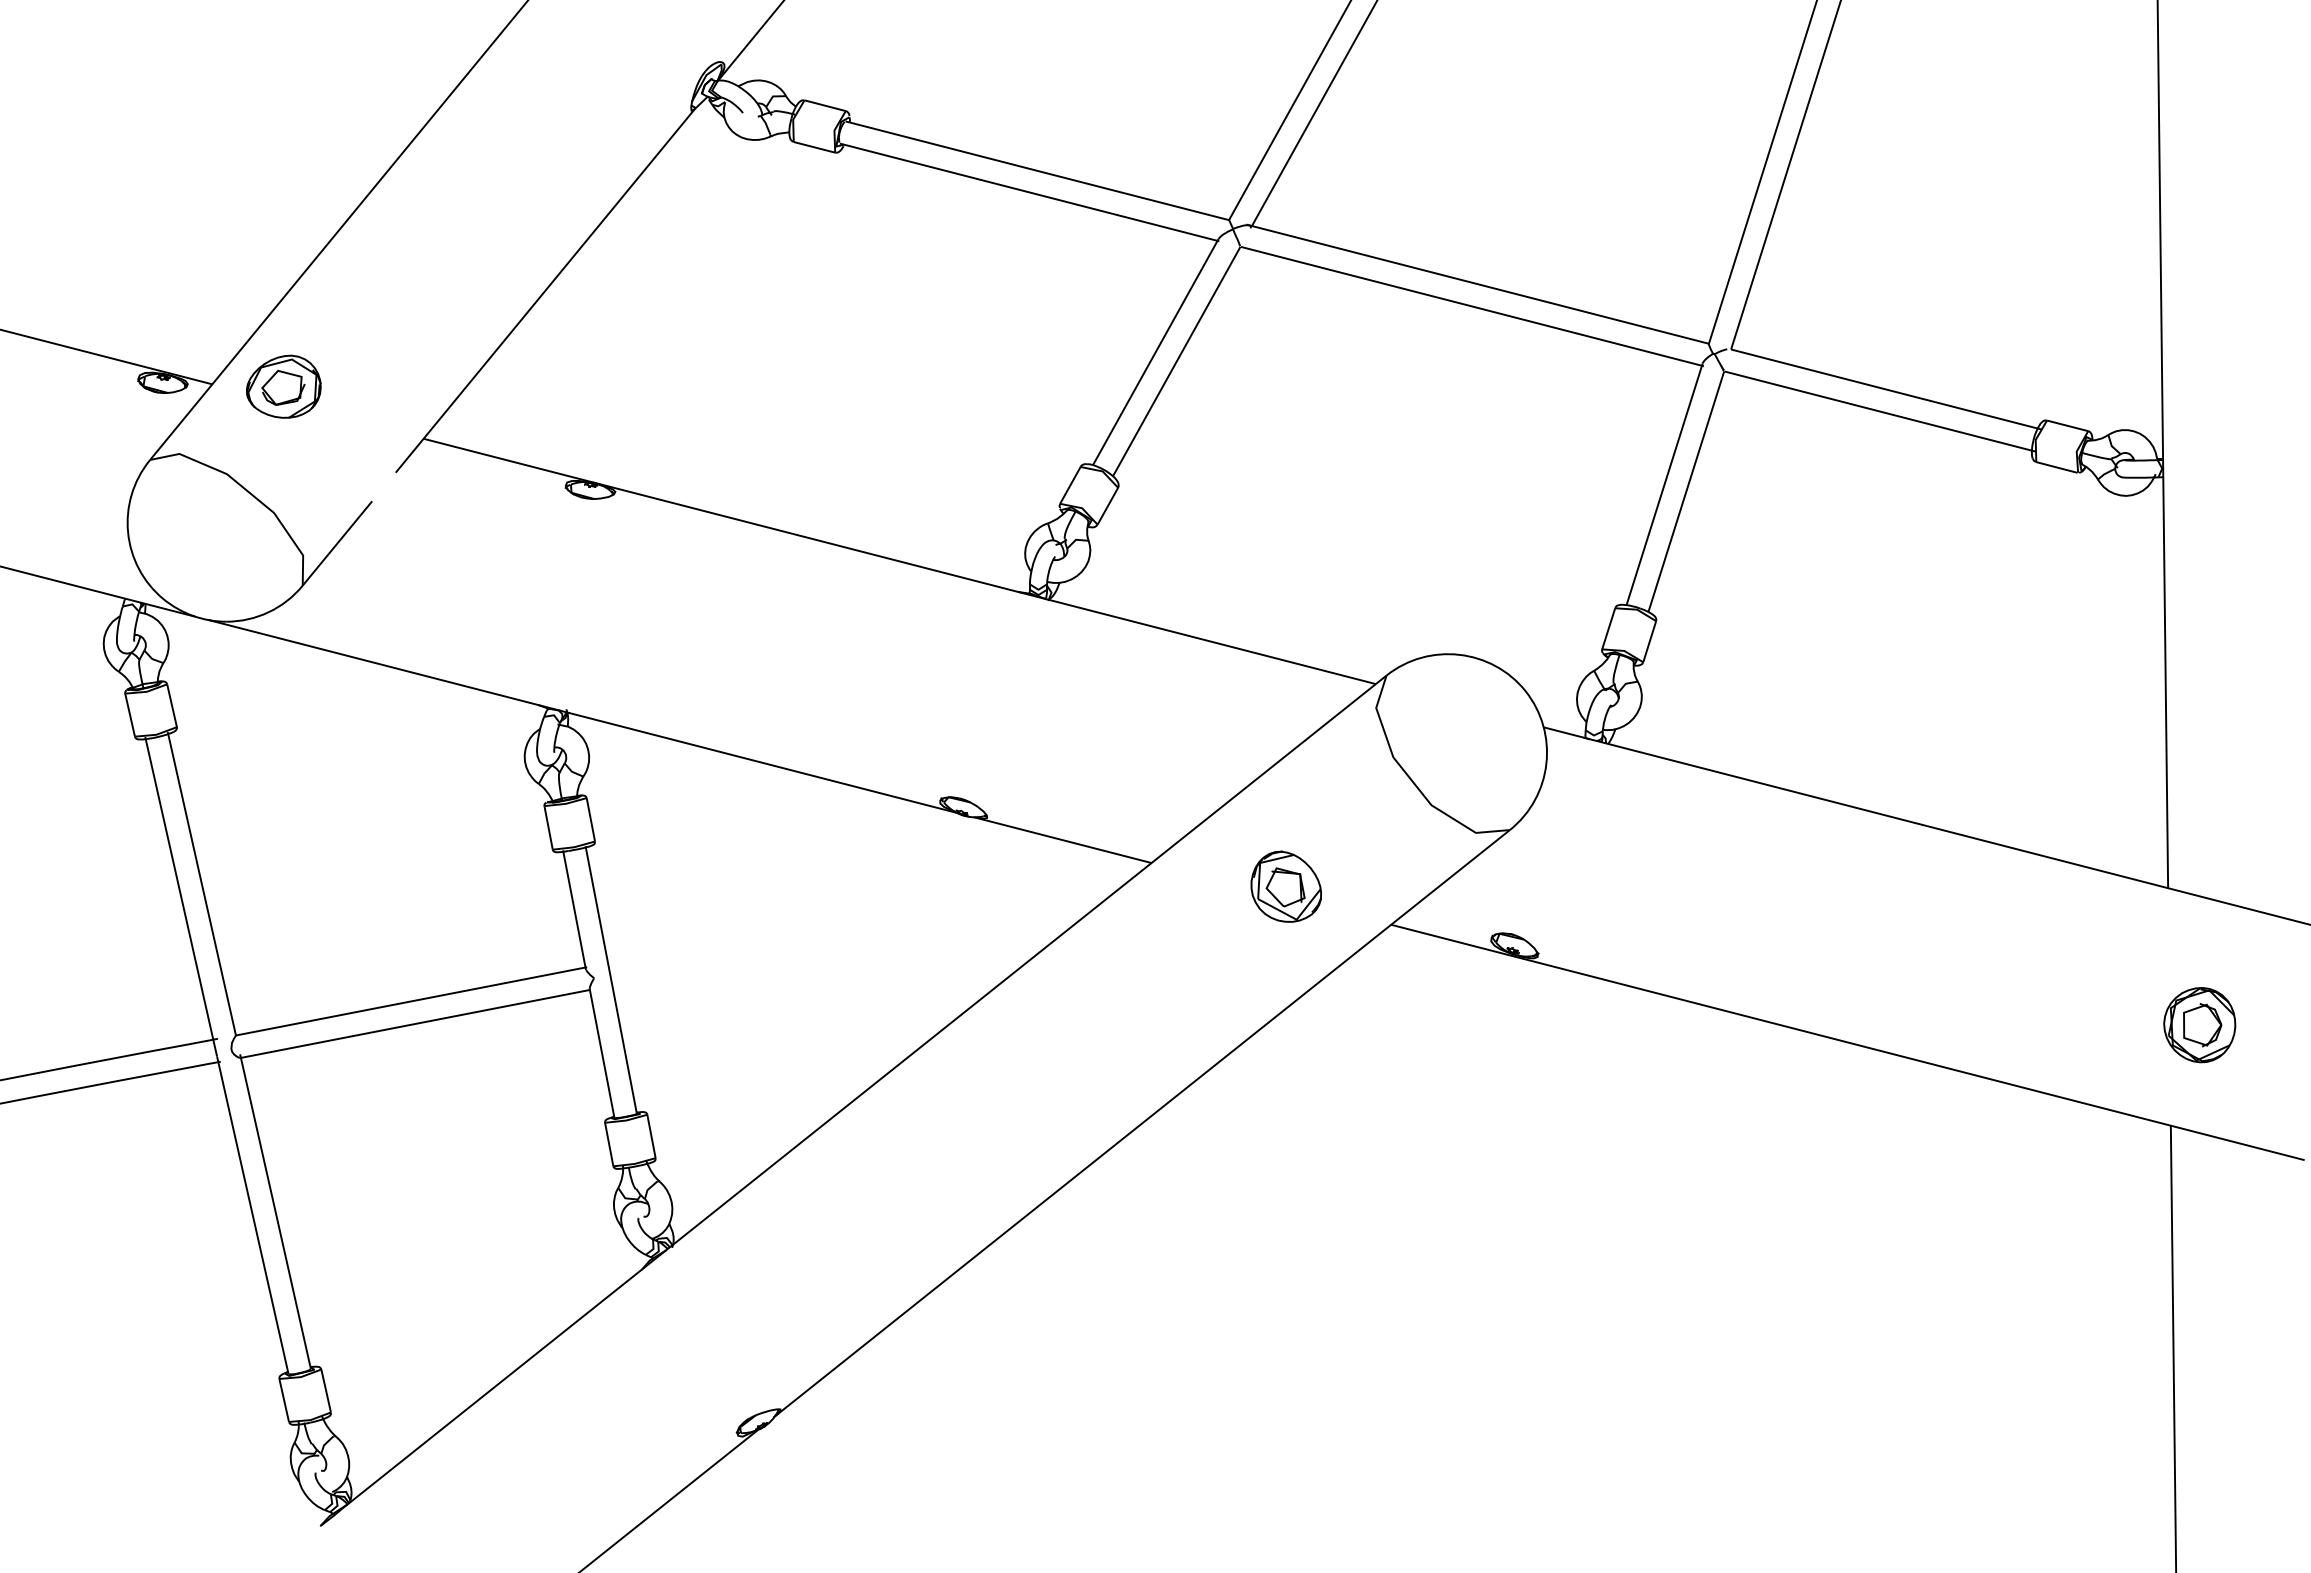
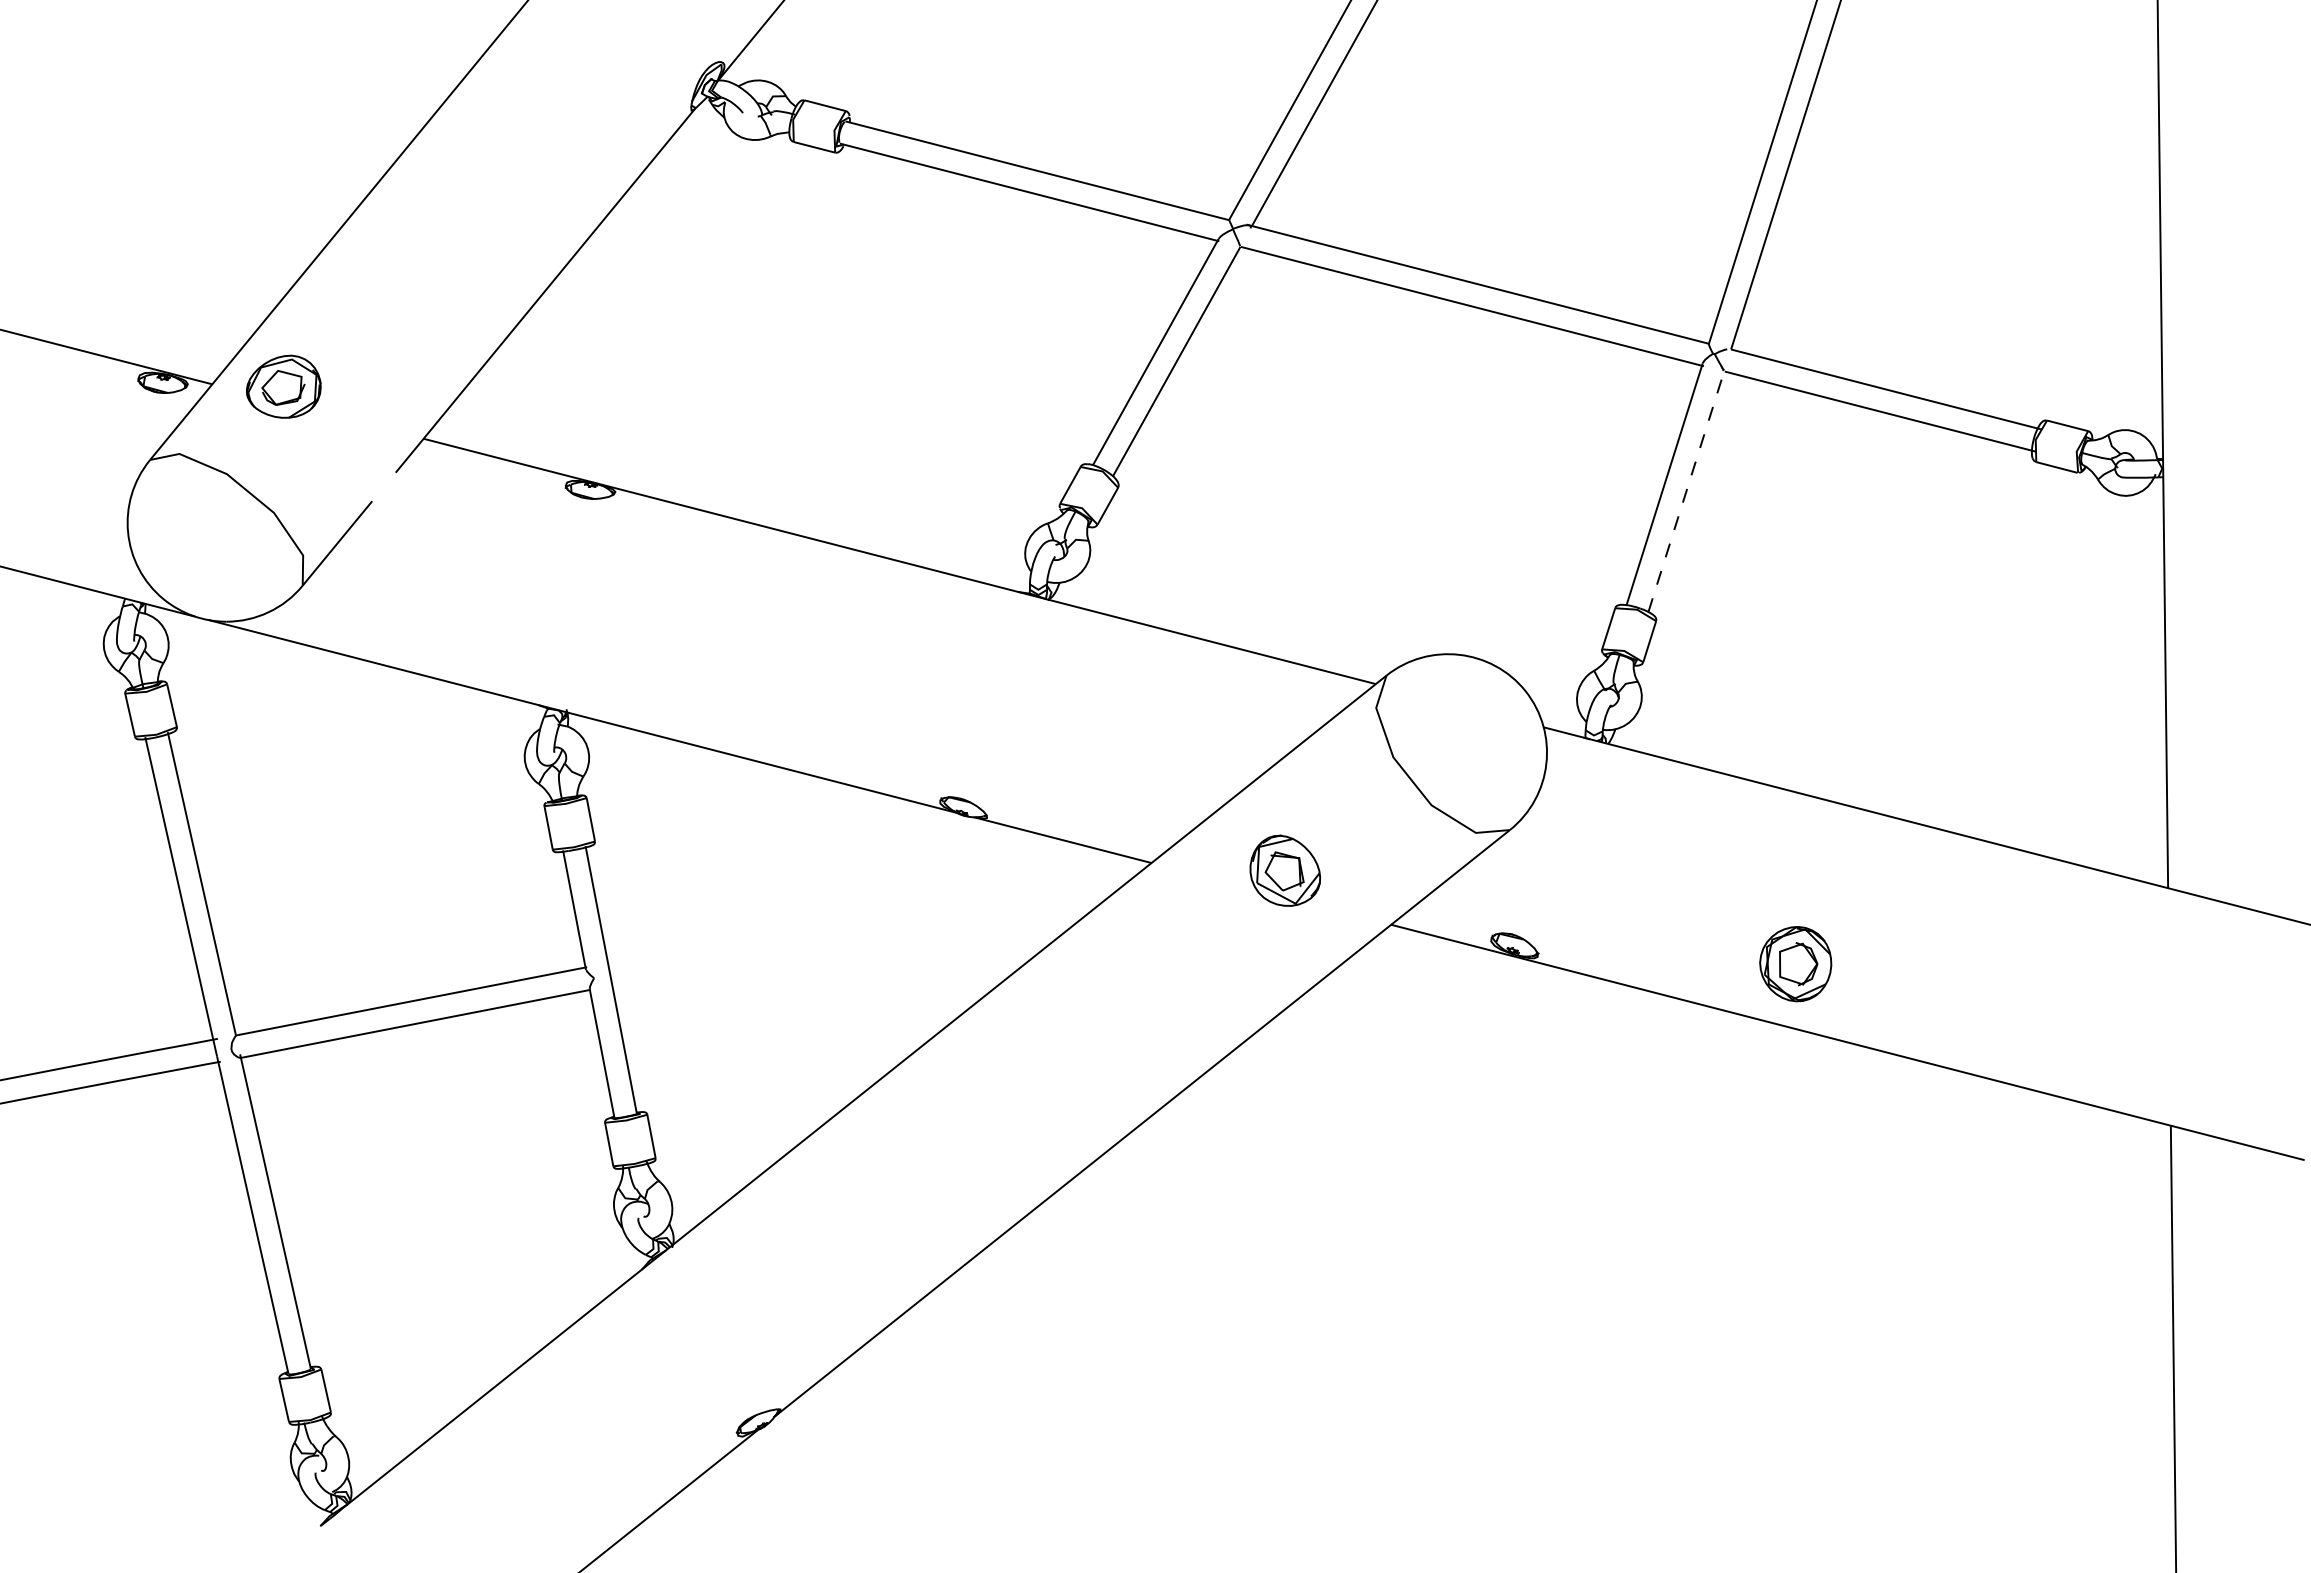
line: solid -> dashed (1686, 491)
part position: (1286, 886) -> (1285, 870) (1285, 870)
part position: (2199, 1025) -> (1795, 964) (1795, 964)
